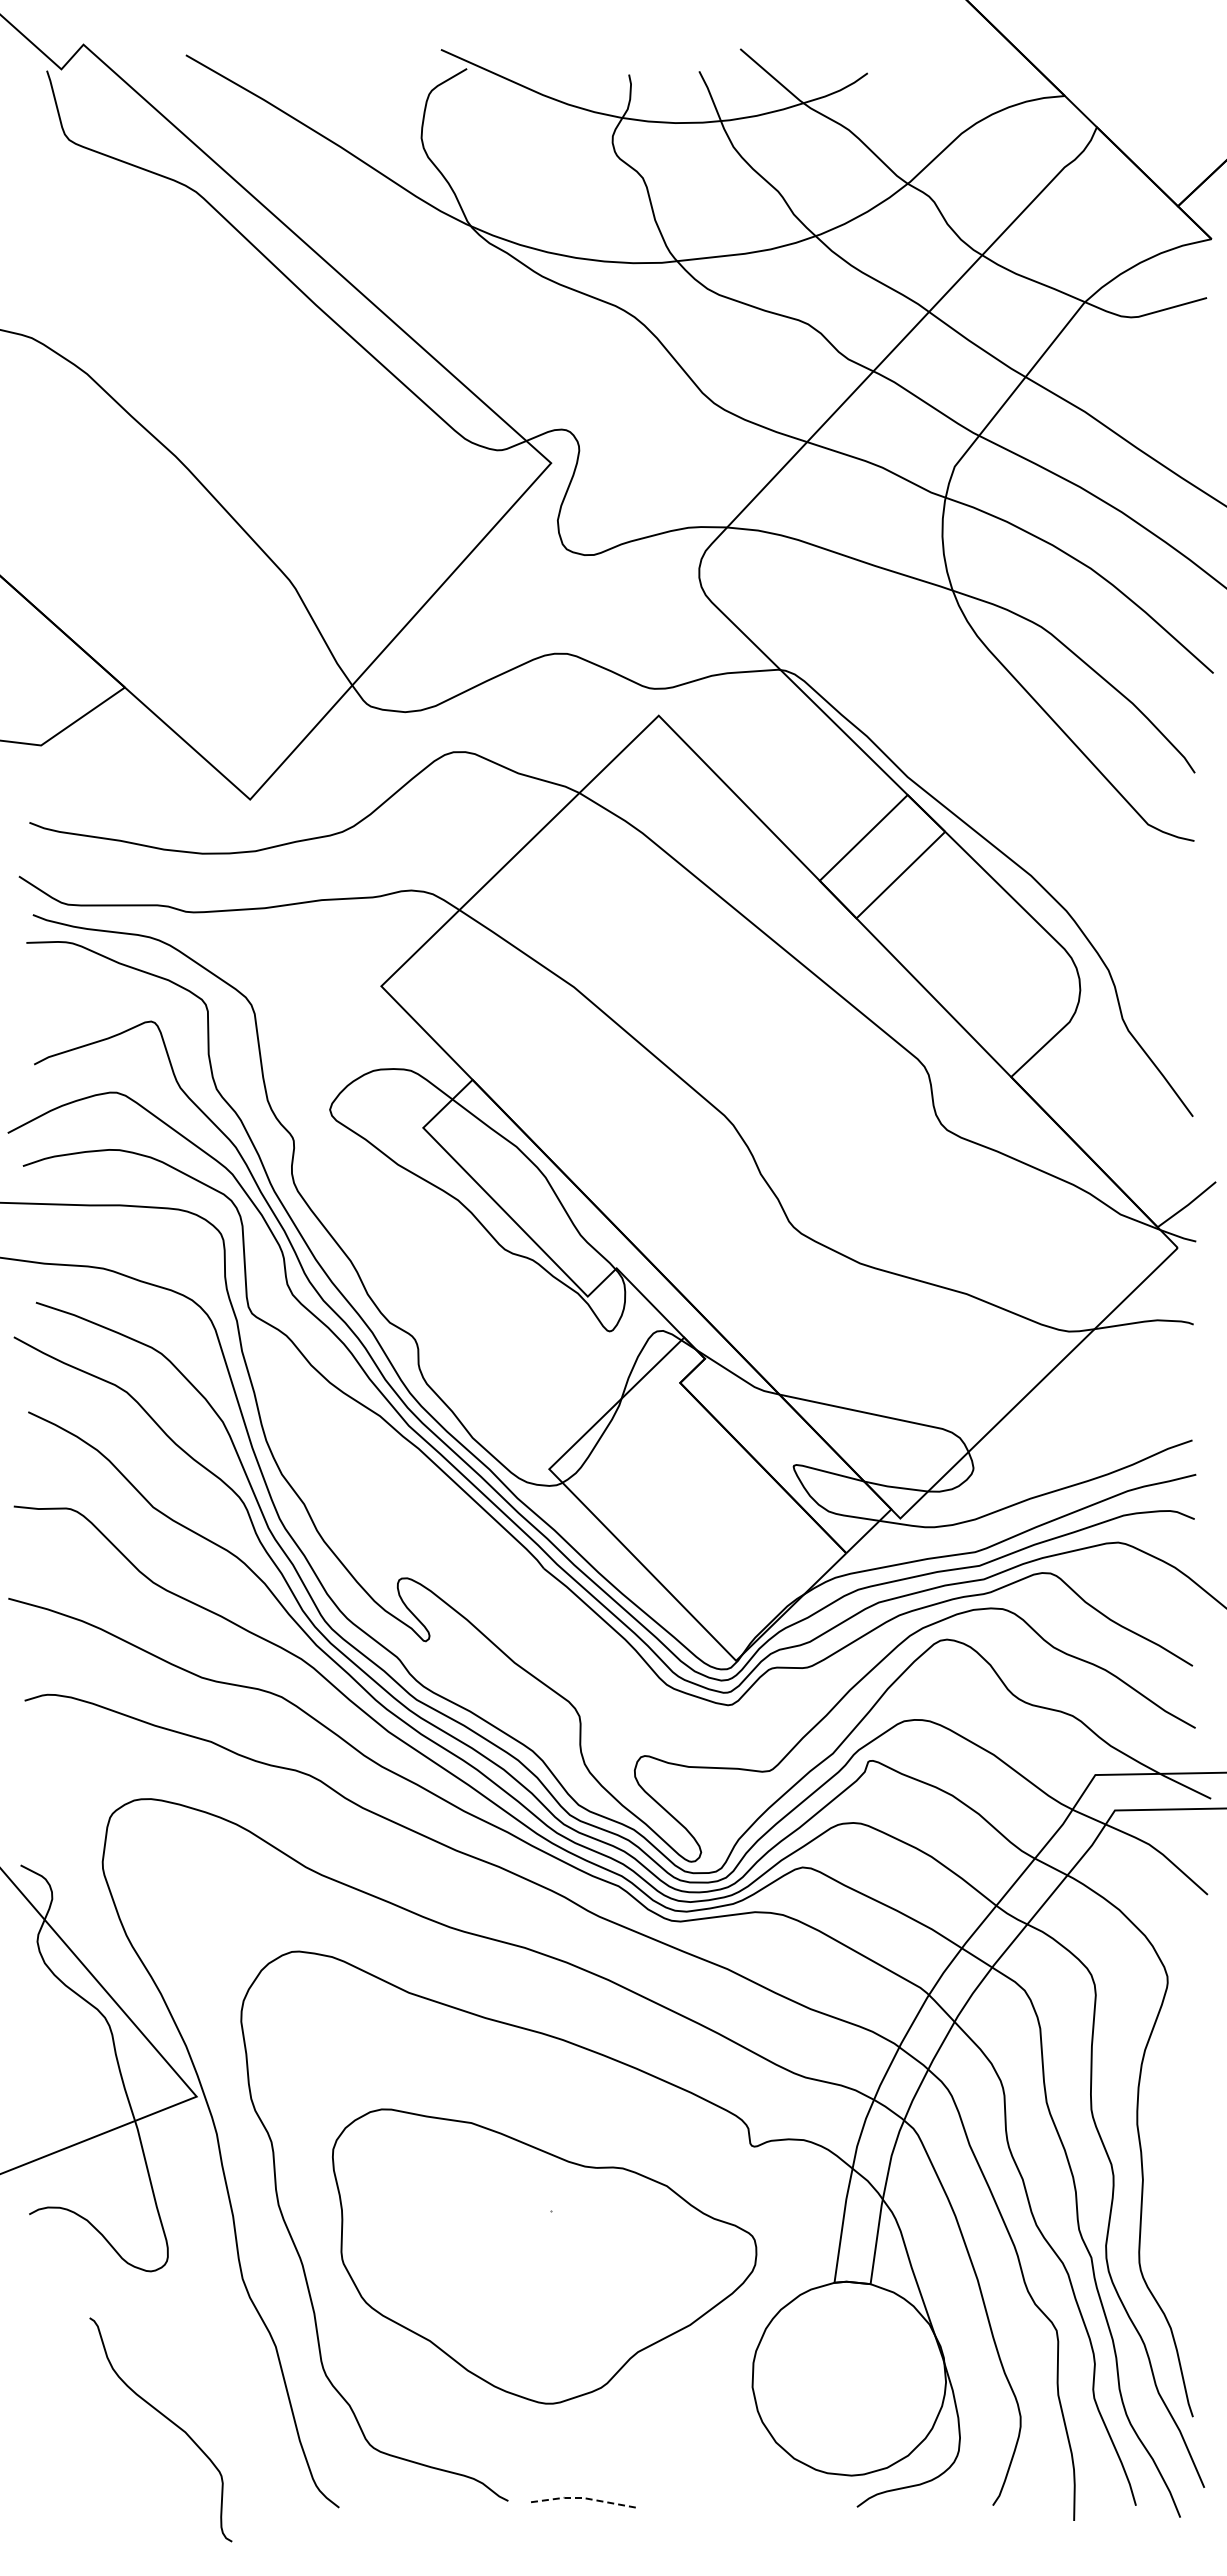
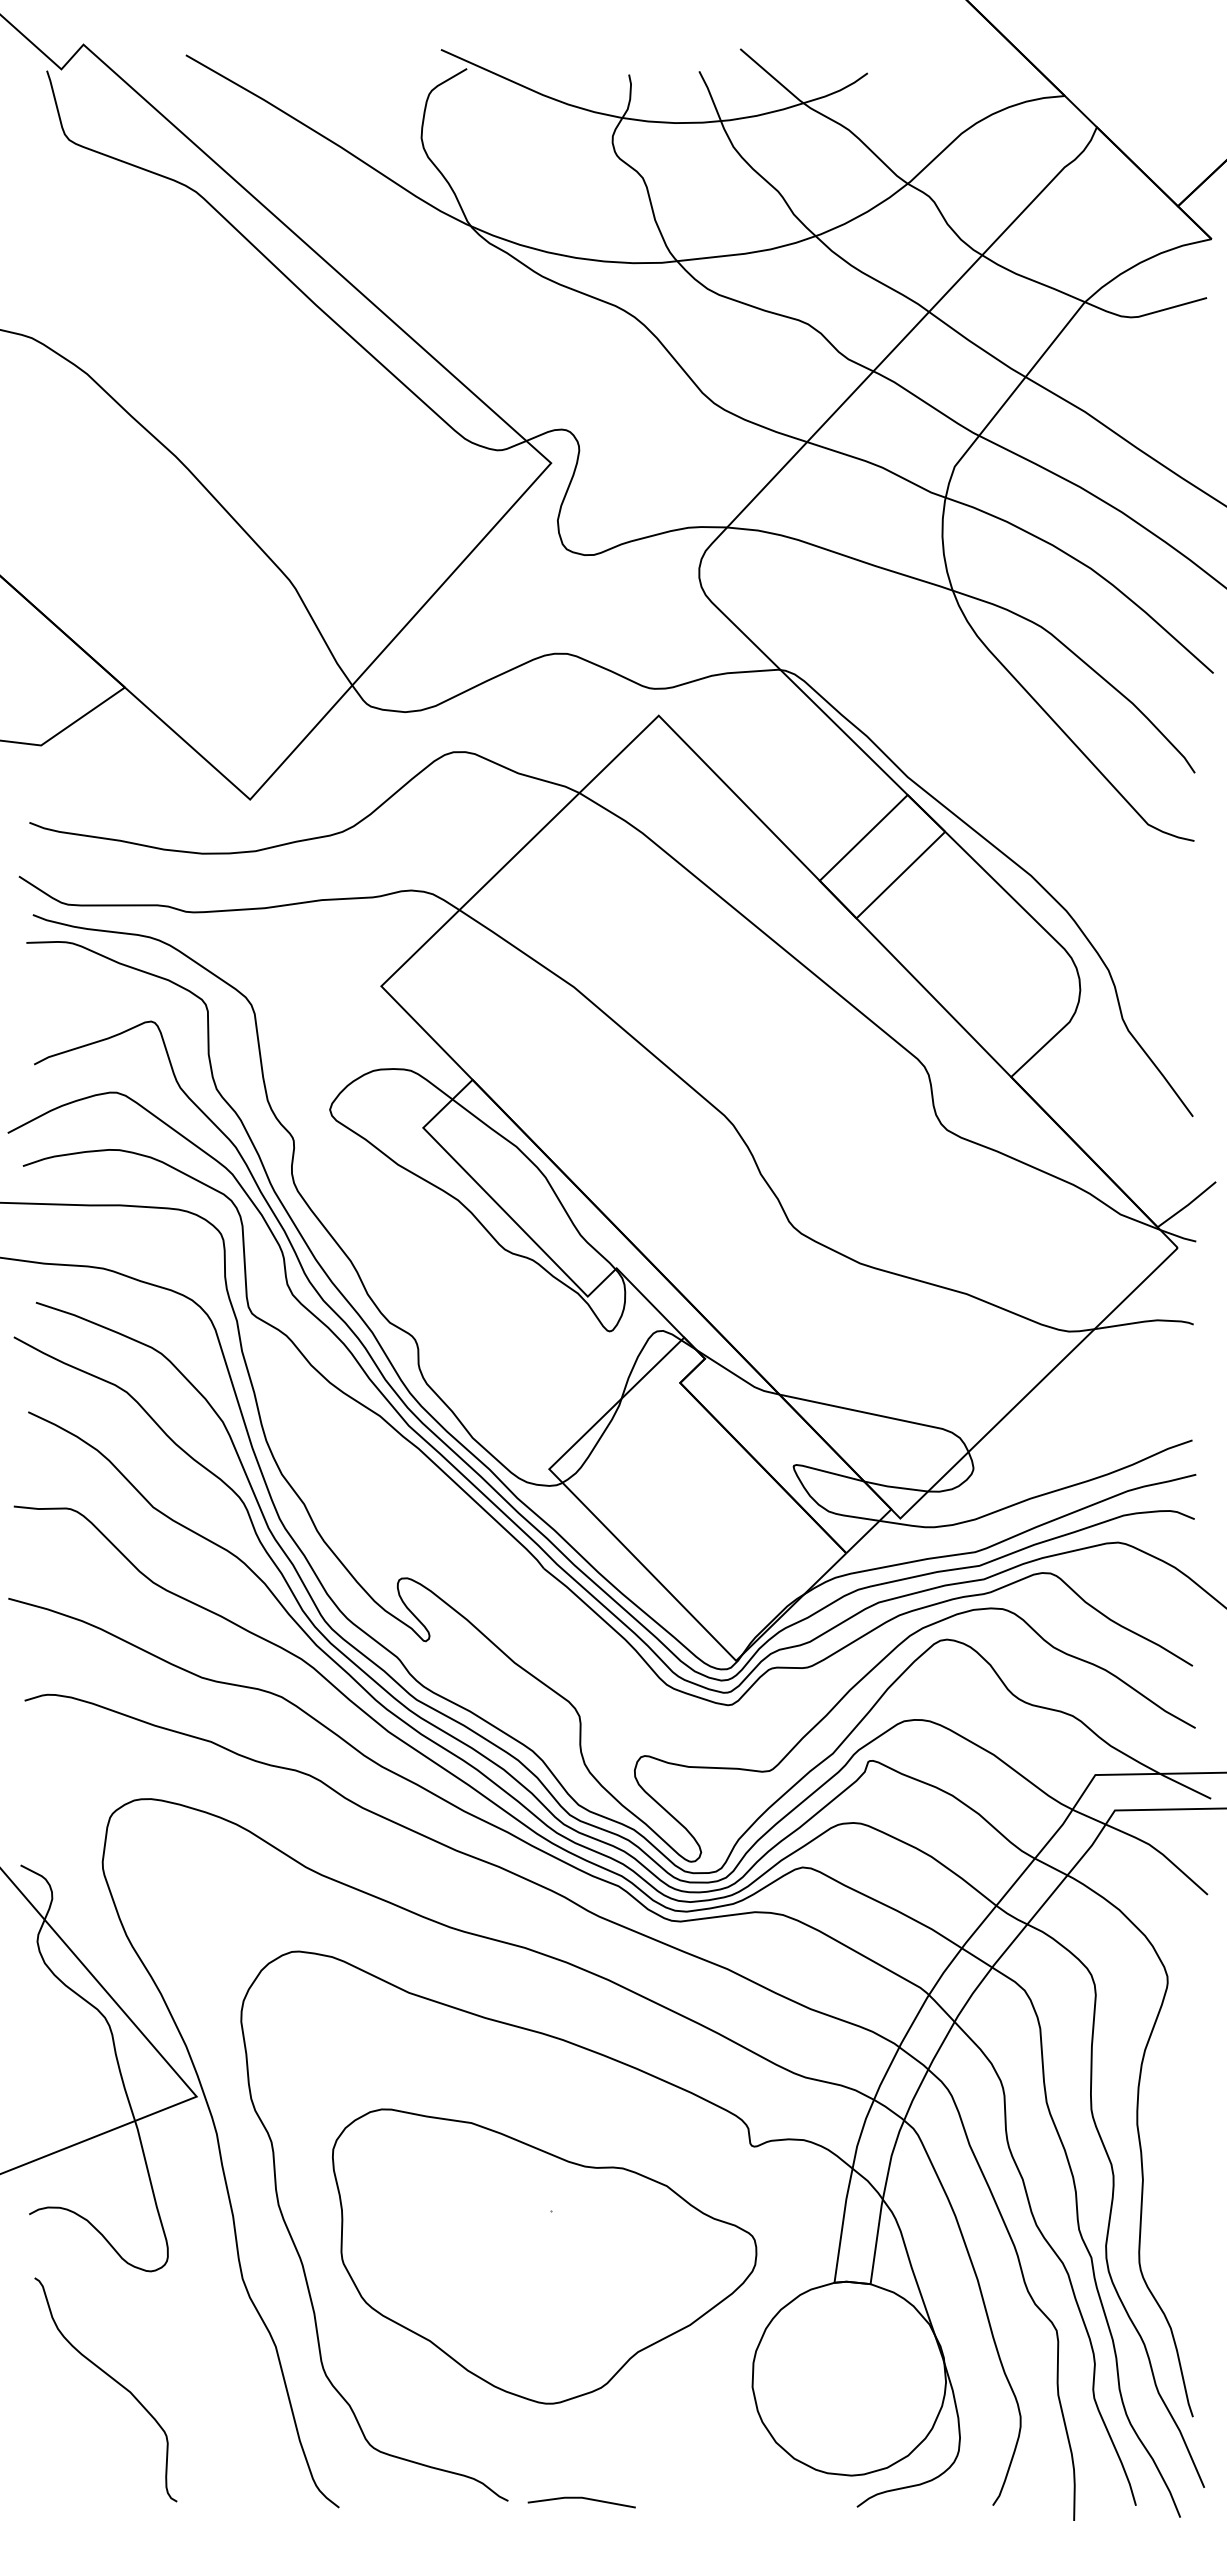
curve position: (168, 2420) -> (113, 2380) (113, 2380)
line: dashed -> solid (581, 2497)
